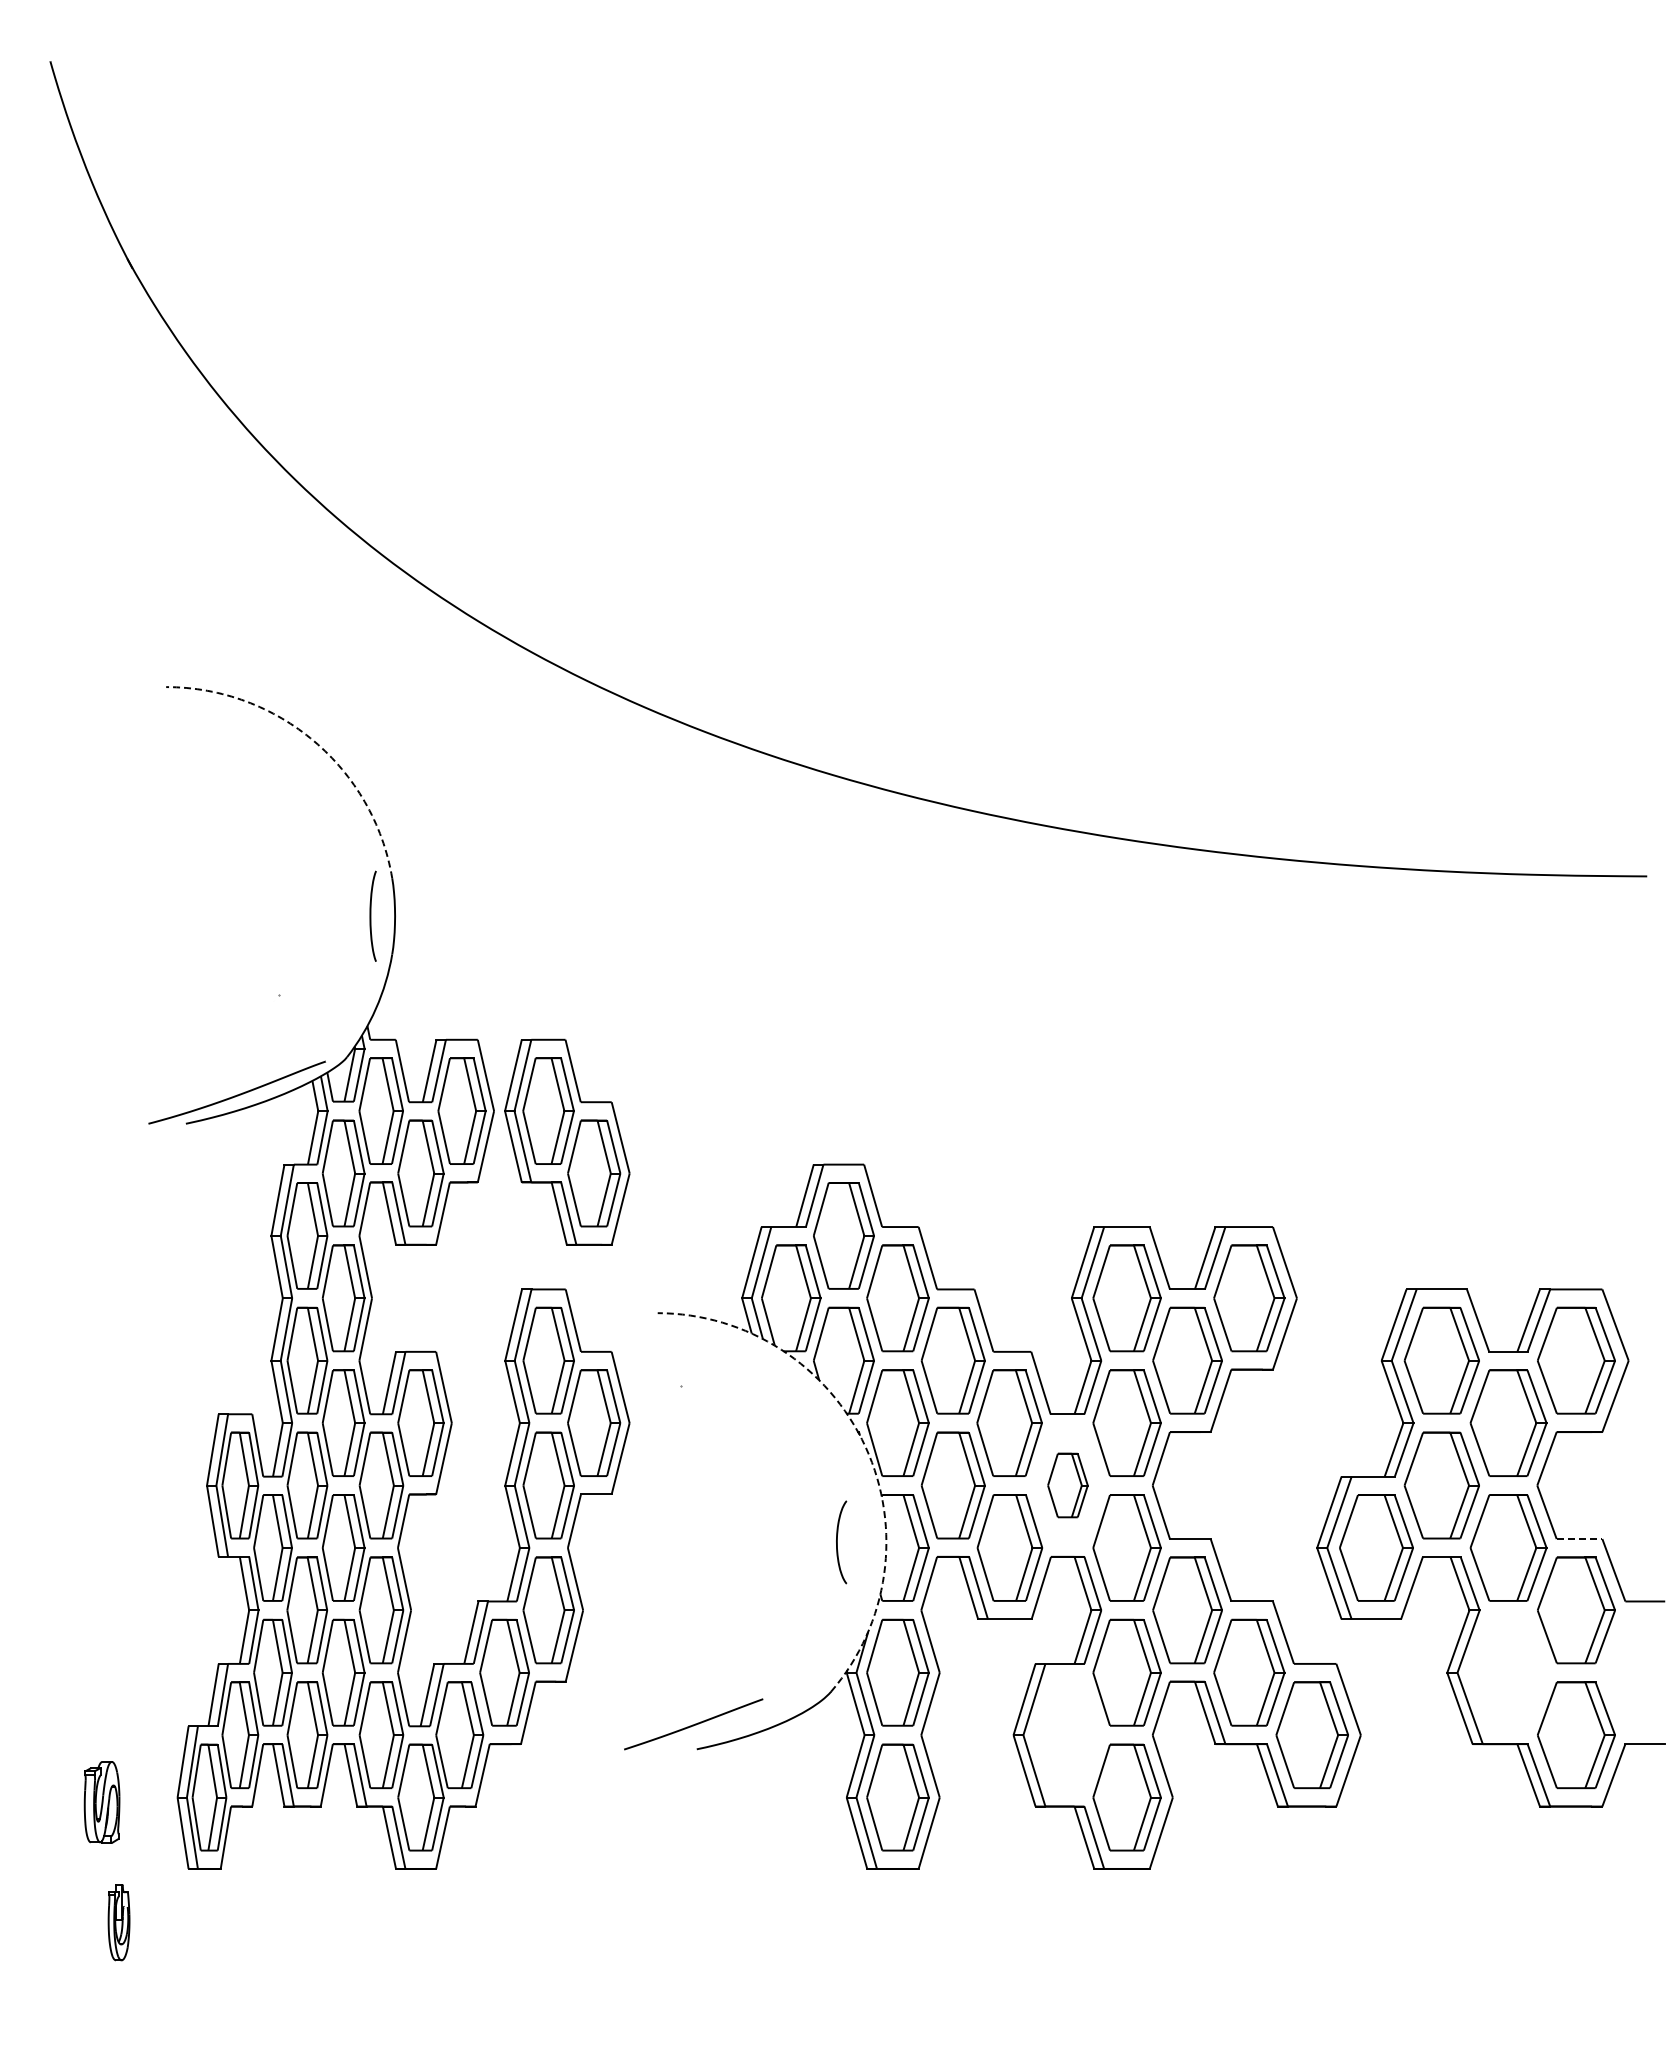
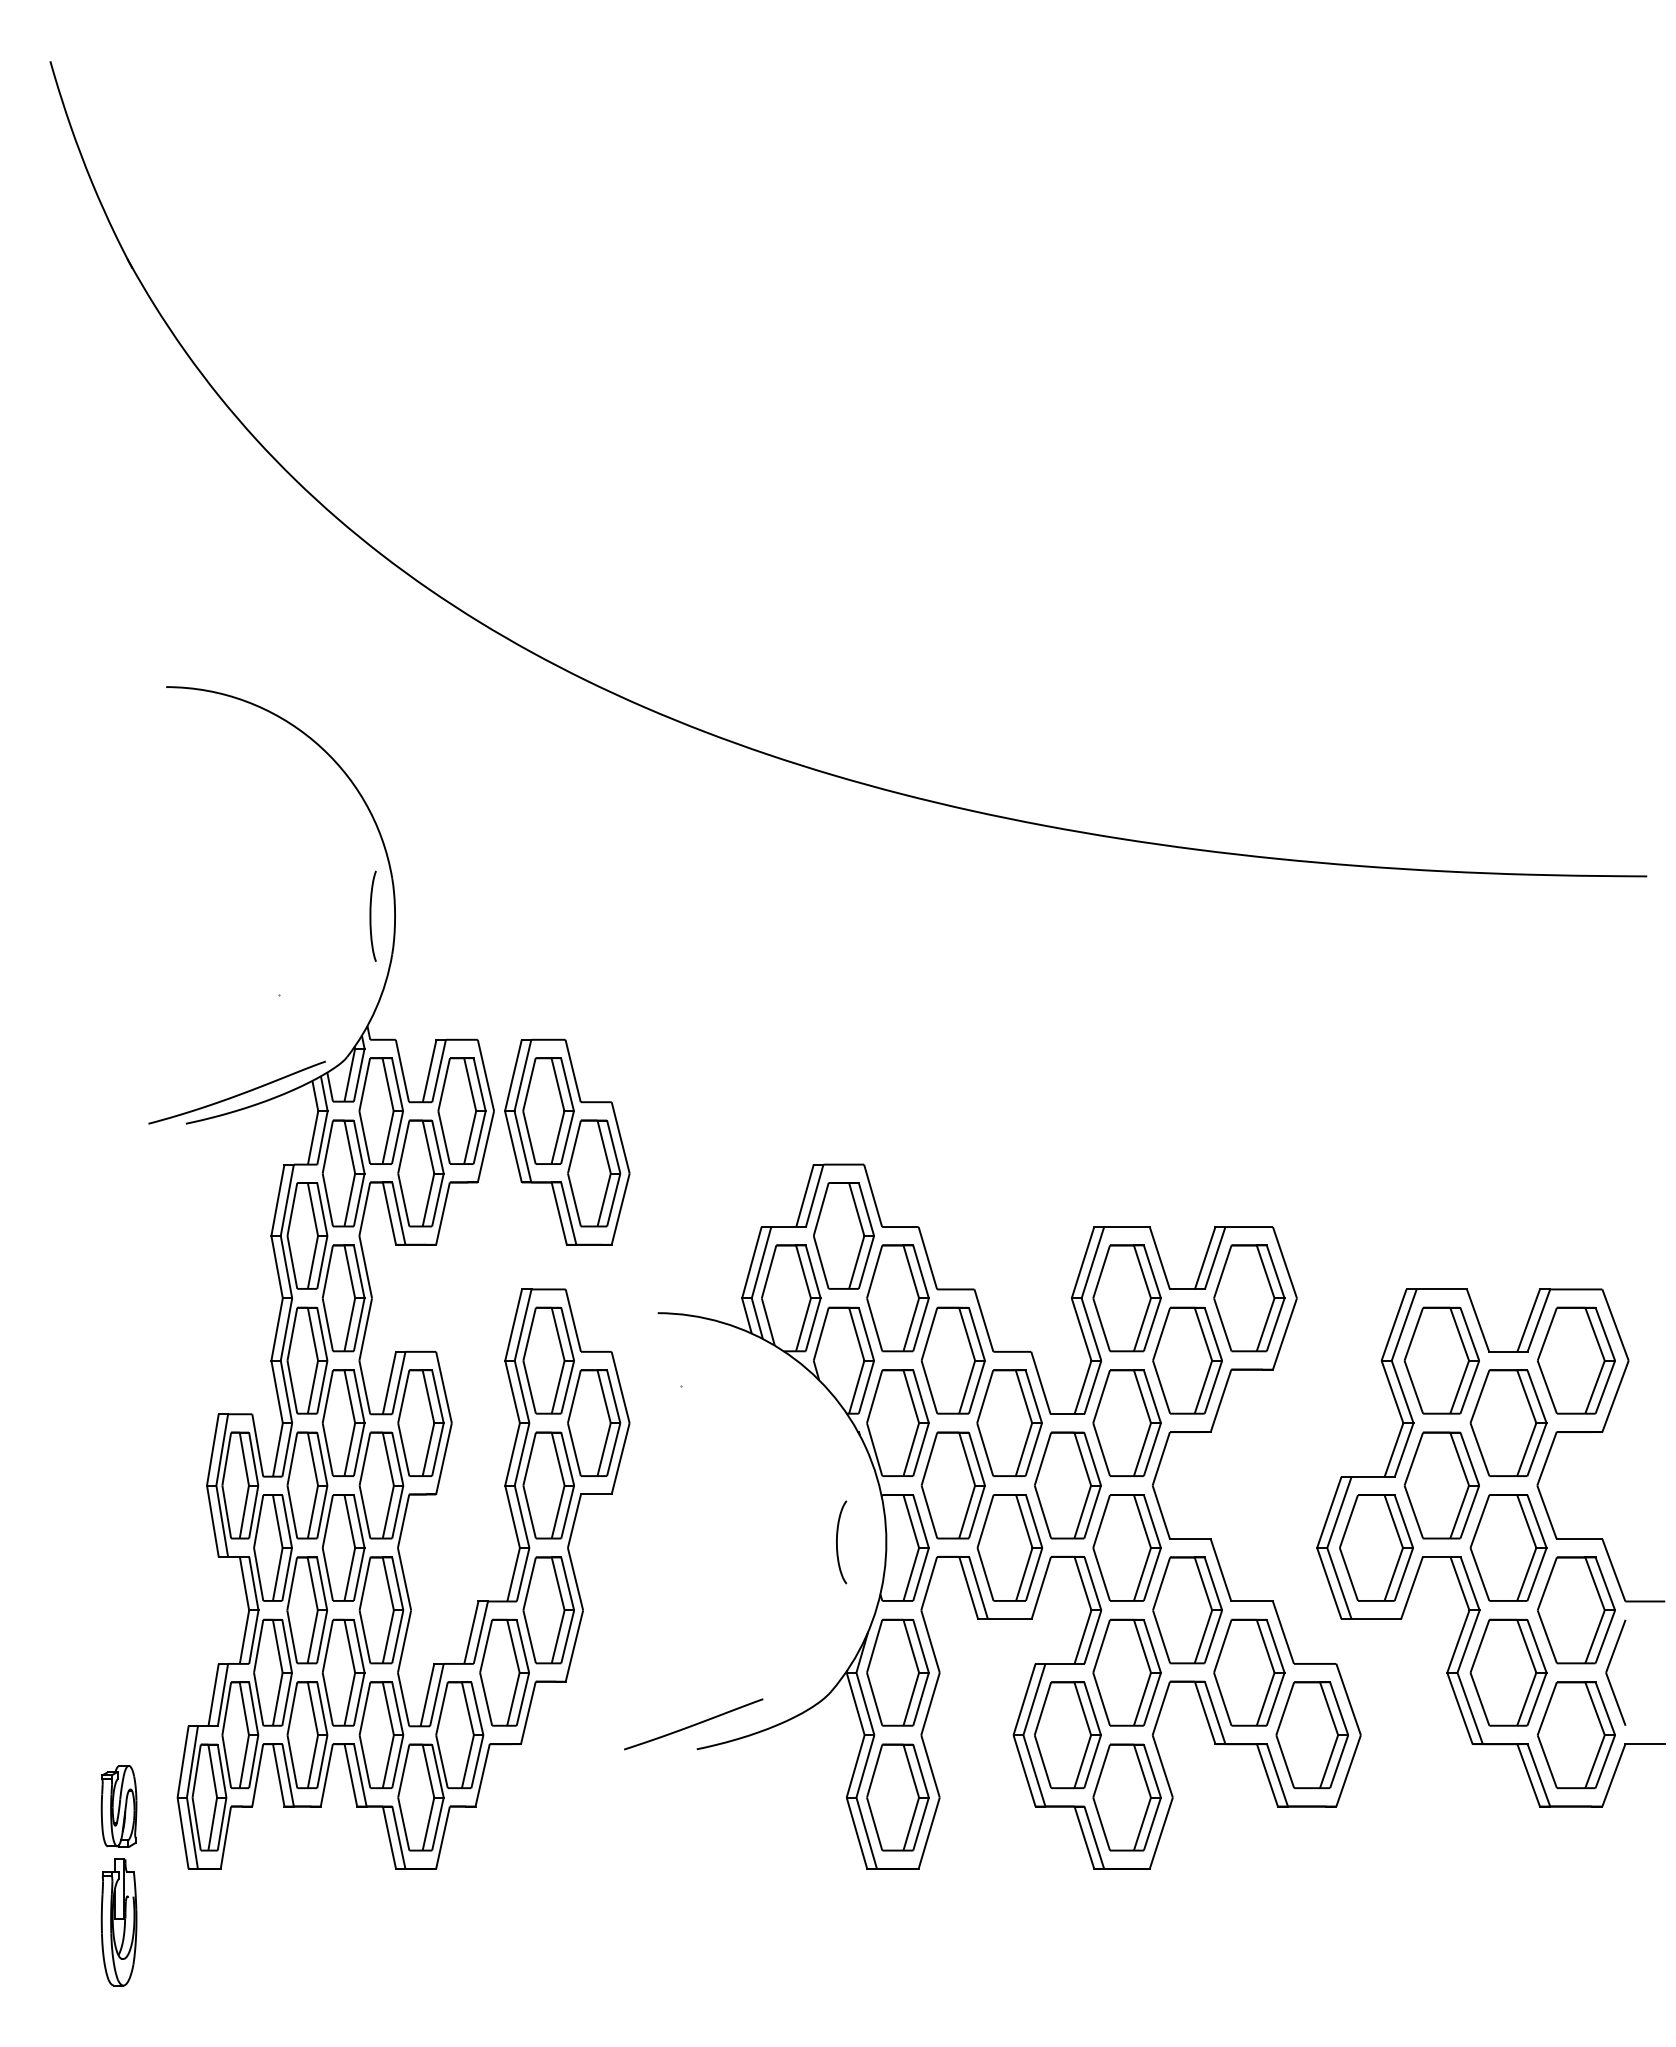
arc: dashed -> solid (314, 741)
arc: dashed -> solid (865, 1446)
part size: 42x67 px -> 68x109 px (1067, 1485)
line: dashed -> solid (1579, 1539)
part: none -> present (1608, 1669)
part: none -> present (1508, 1672)
part: none -> present (1067, 1735)
part position: (101, 1802) -> (118, 1806) (118, 1806)
part size: 24x78 px -> 38x129 px (118, 1922)
